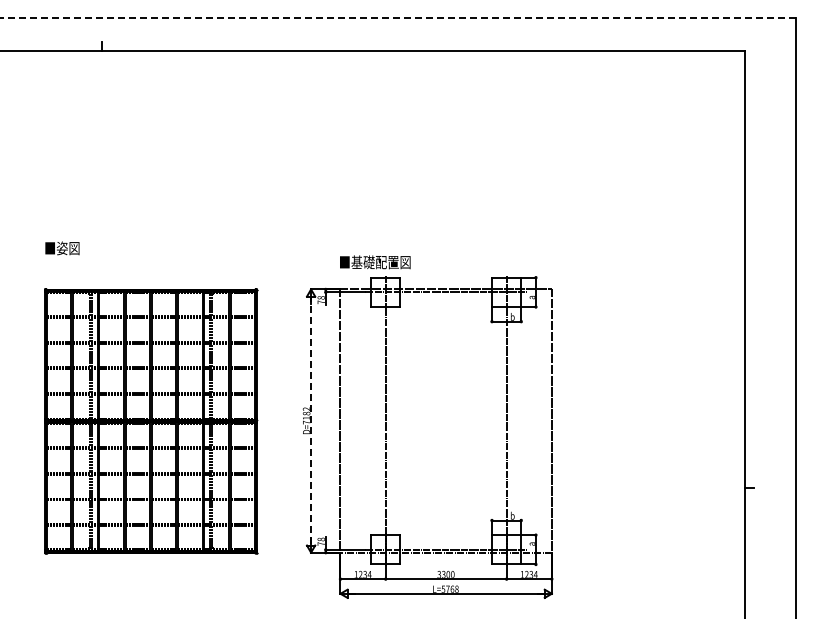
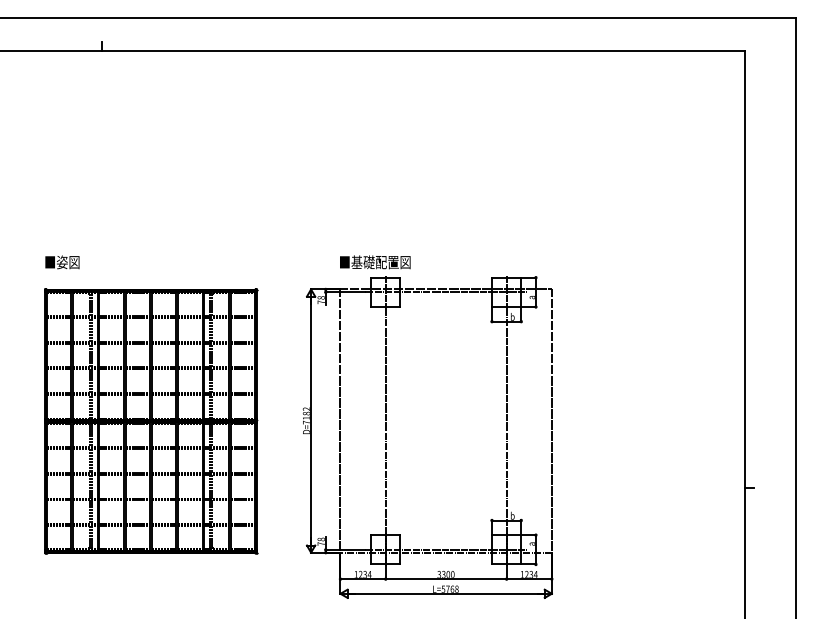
line: dashed -> solid (398, 18)
text position: (62, 248) -> (62, 262) (62, 262)
line: dashed -> solid (311, 420)
